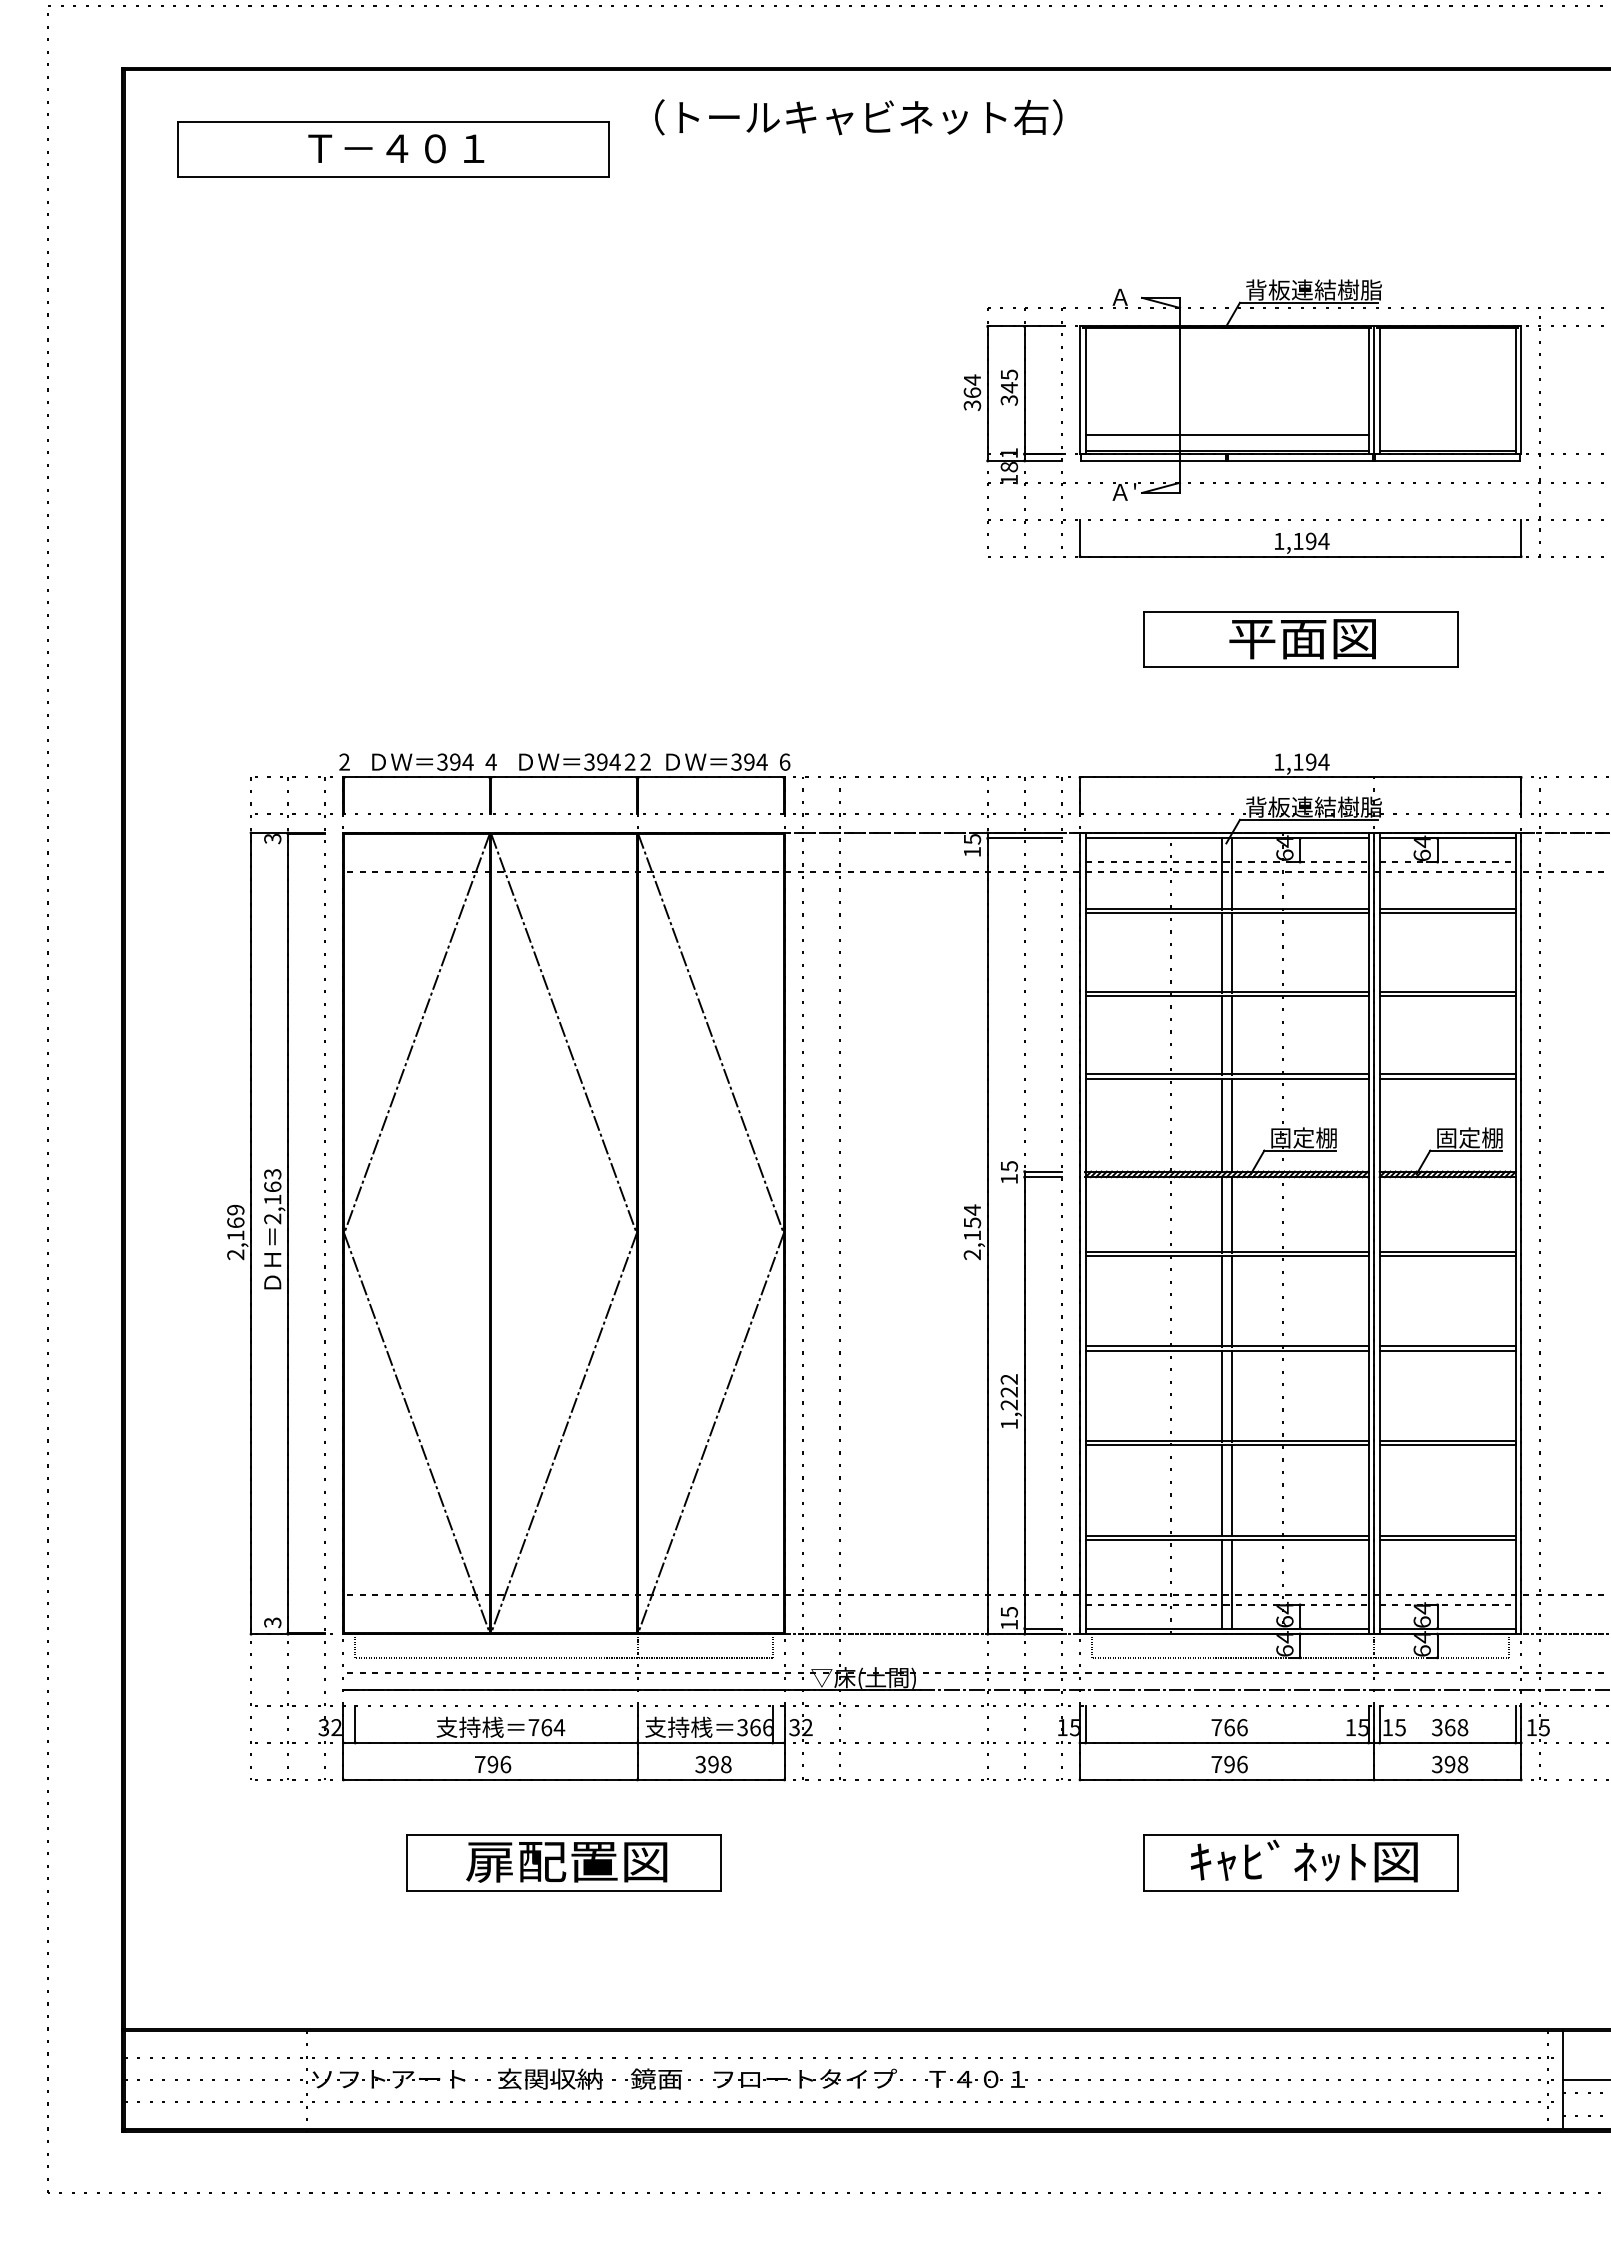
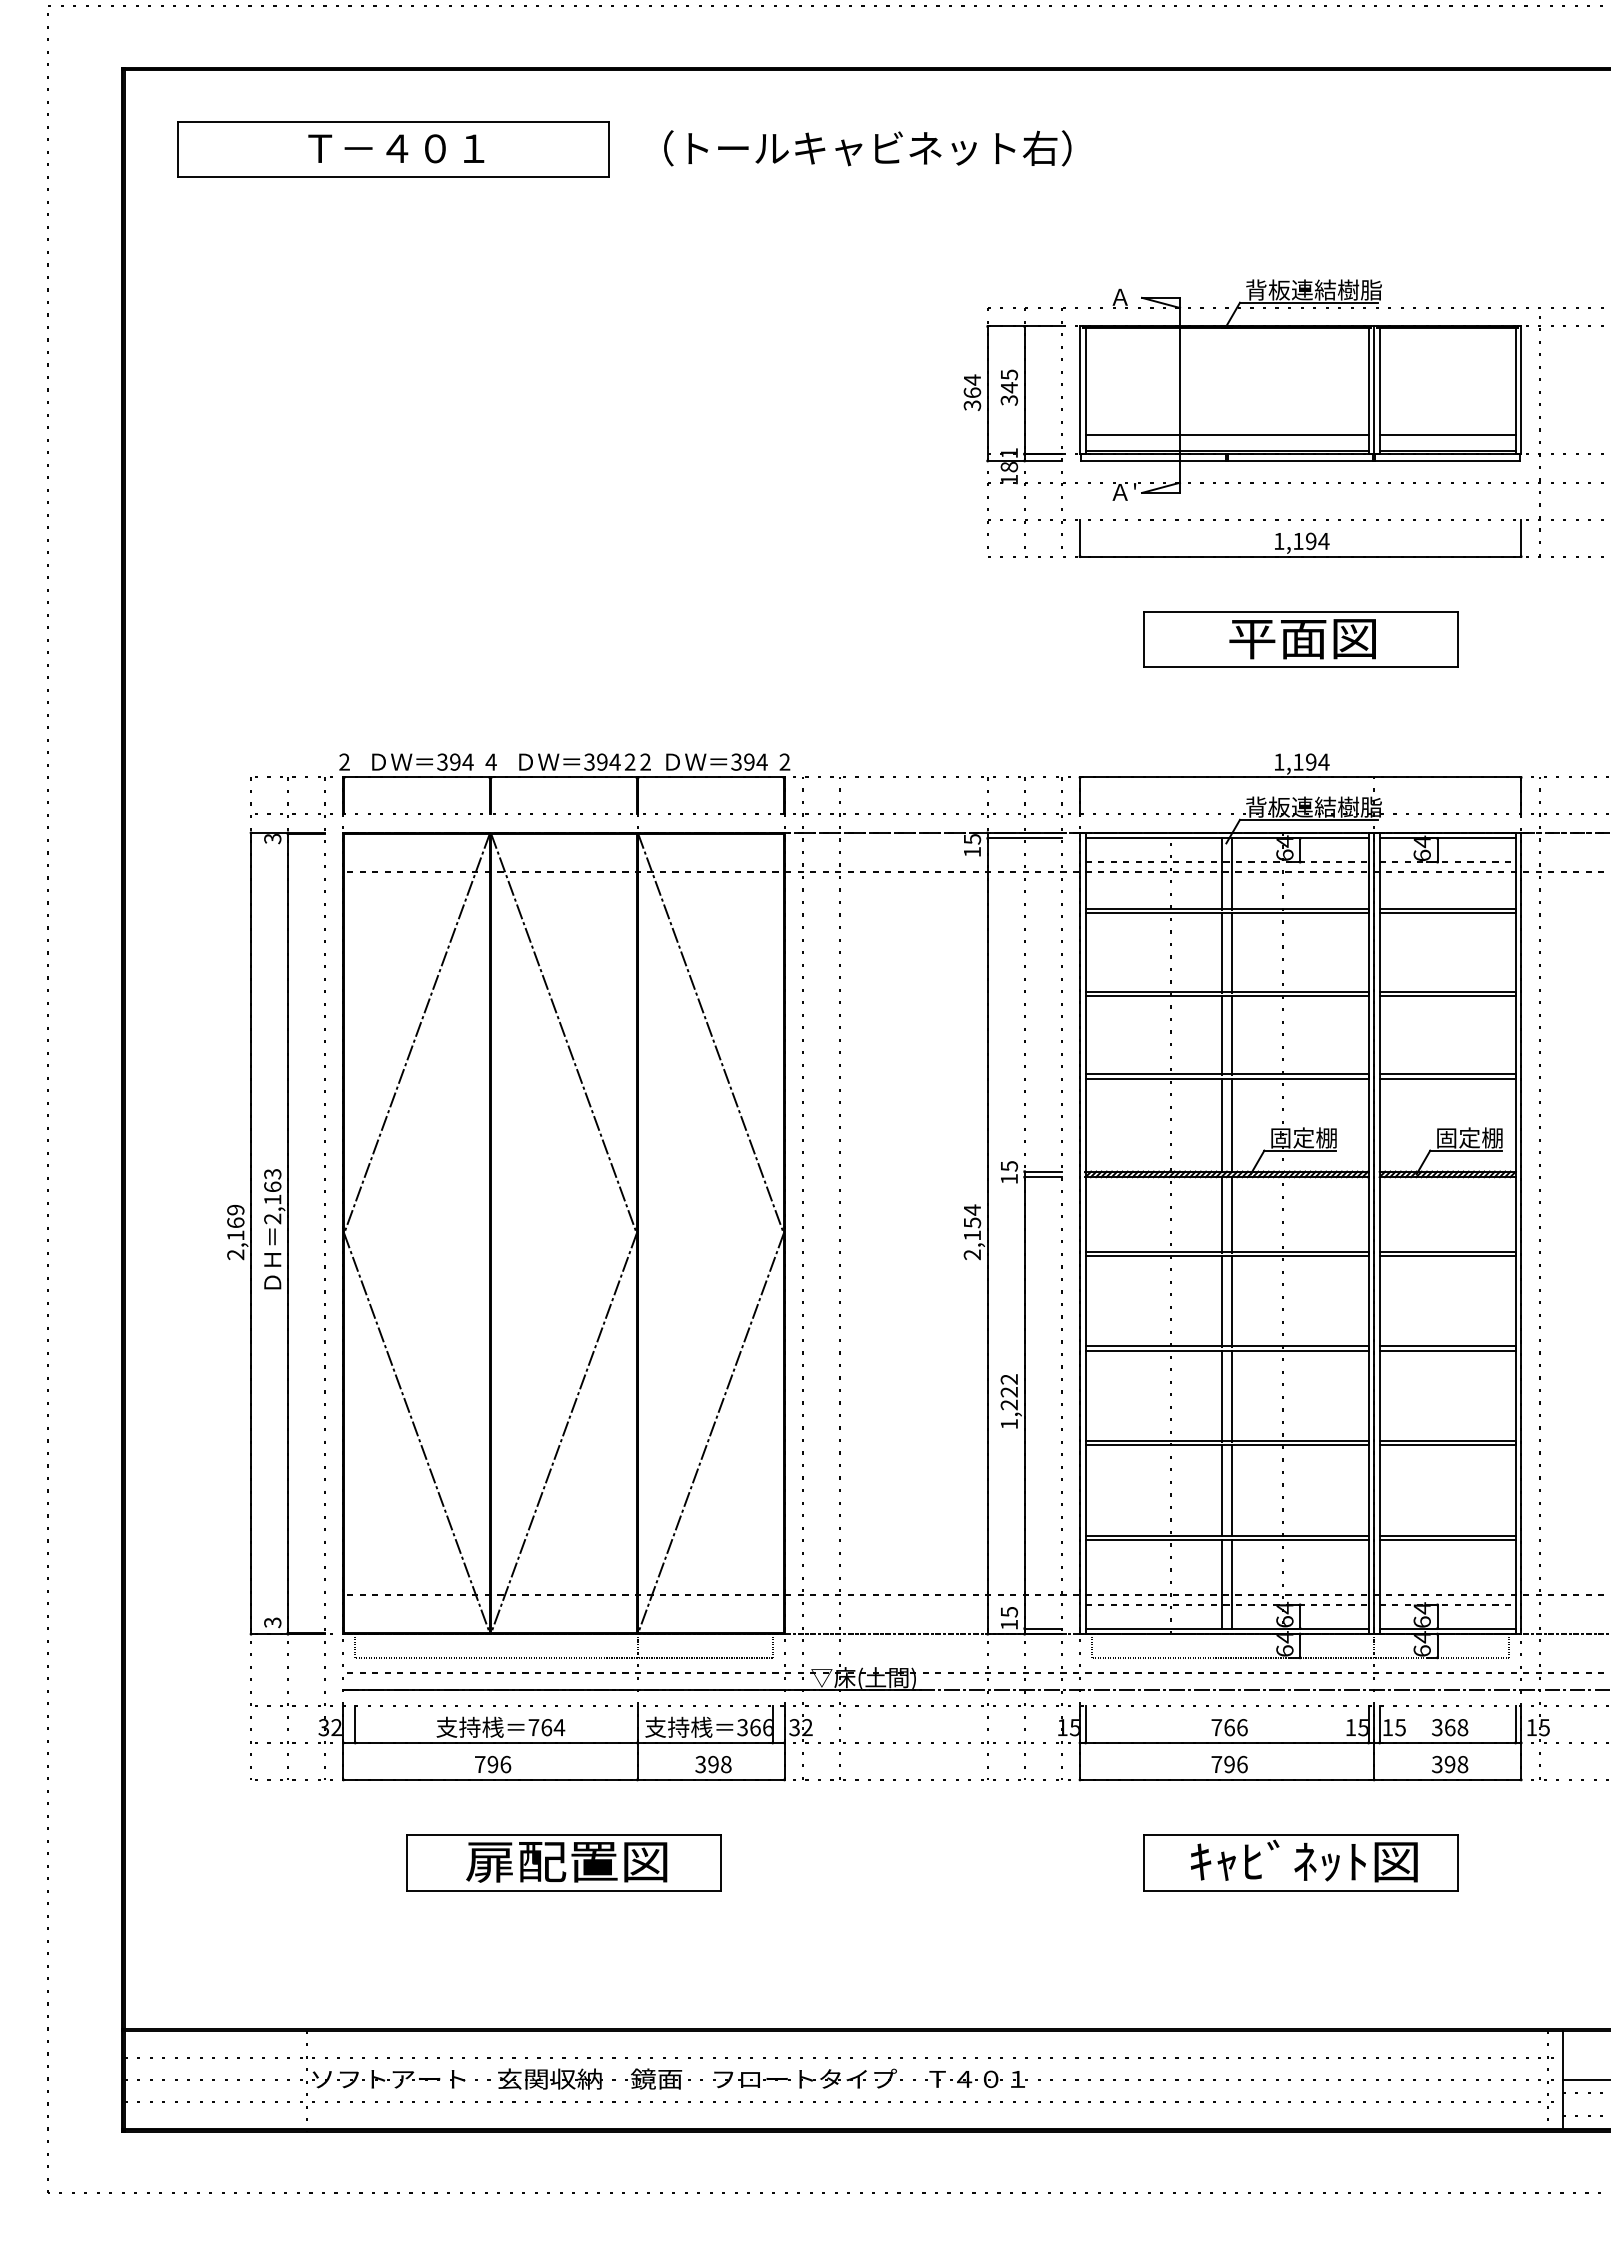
text position: (858, 117) -> (867, 148) (867, 148)
line: none -> present (1447, 434)
text: 6 -> 2 (784, 761)
